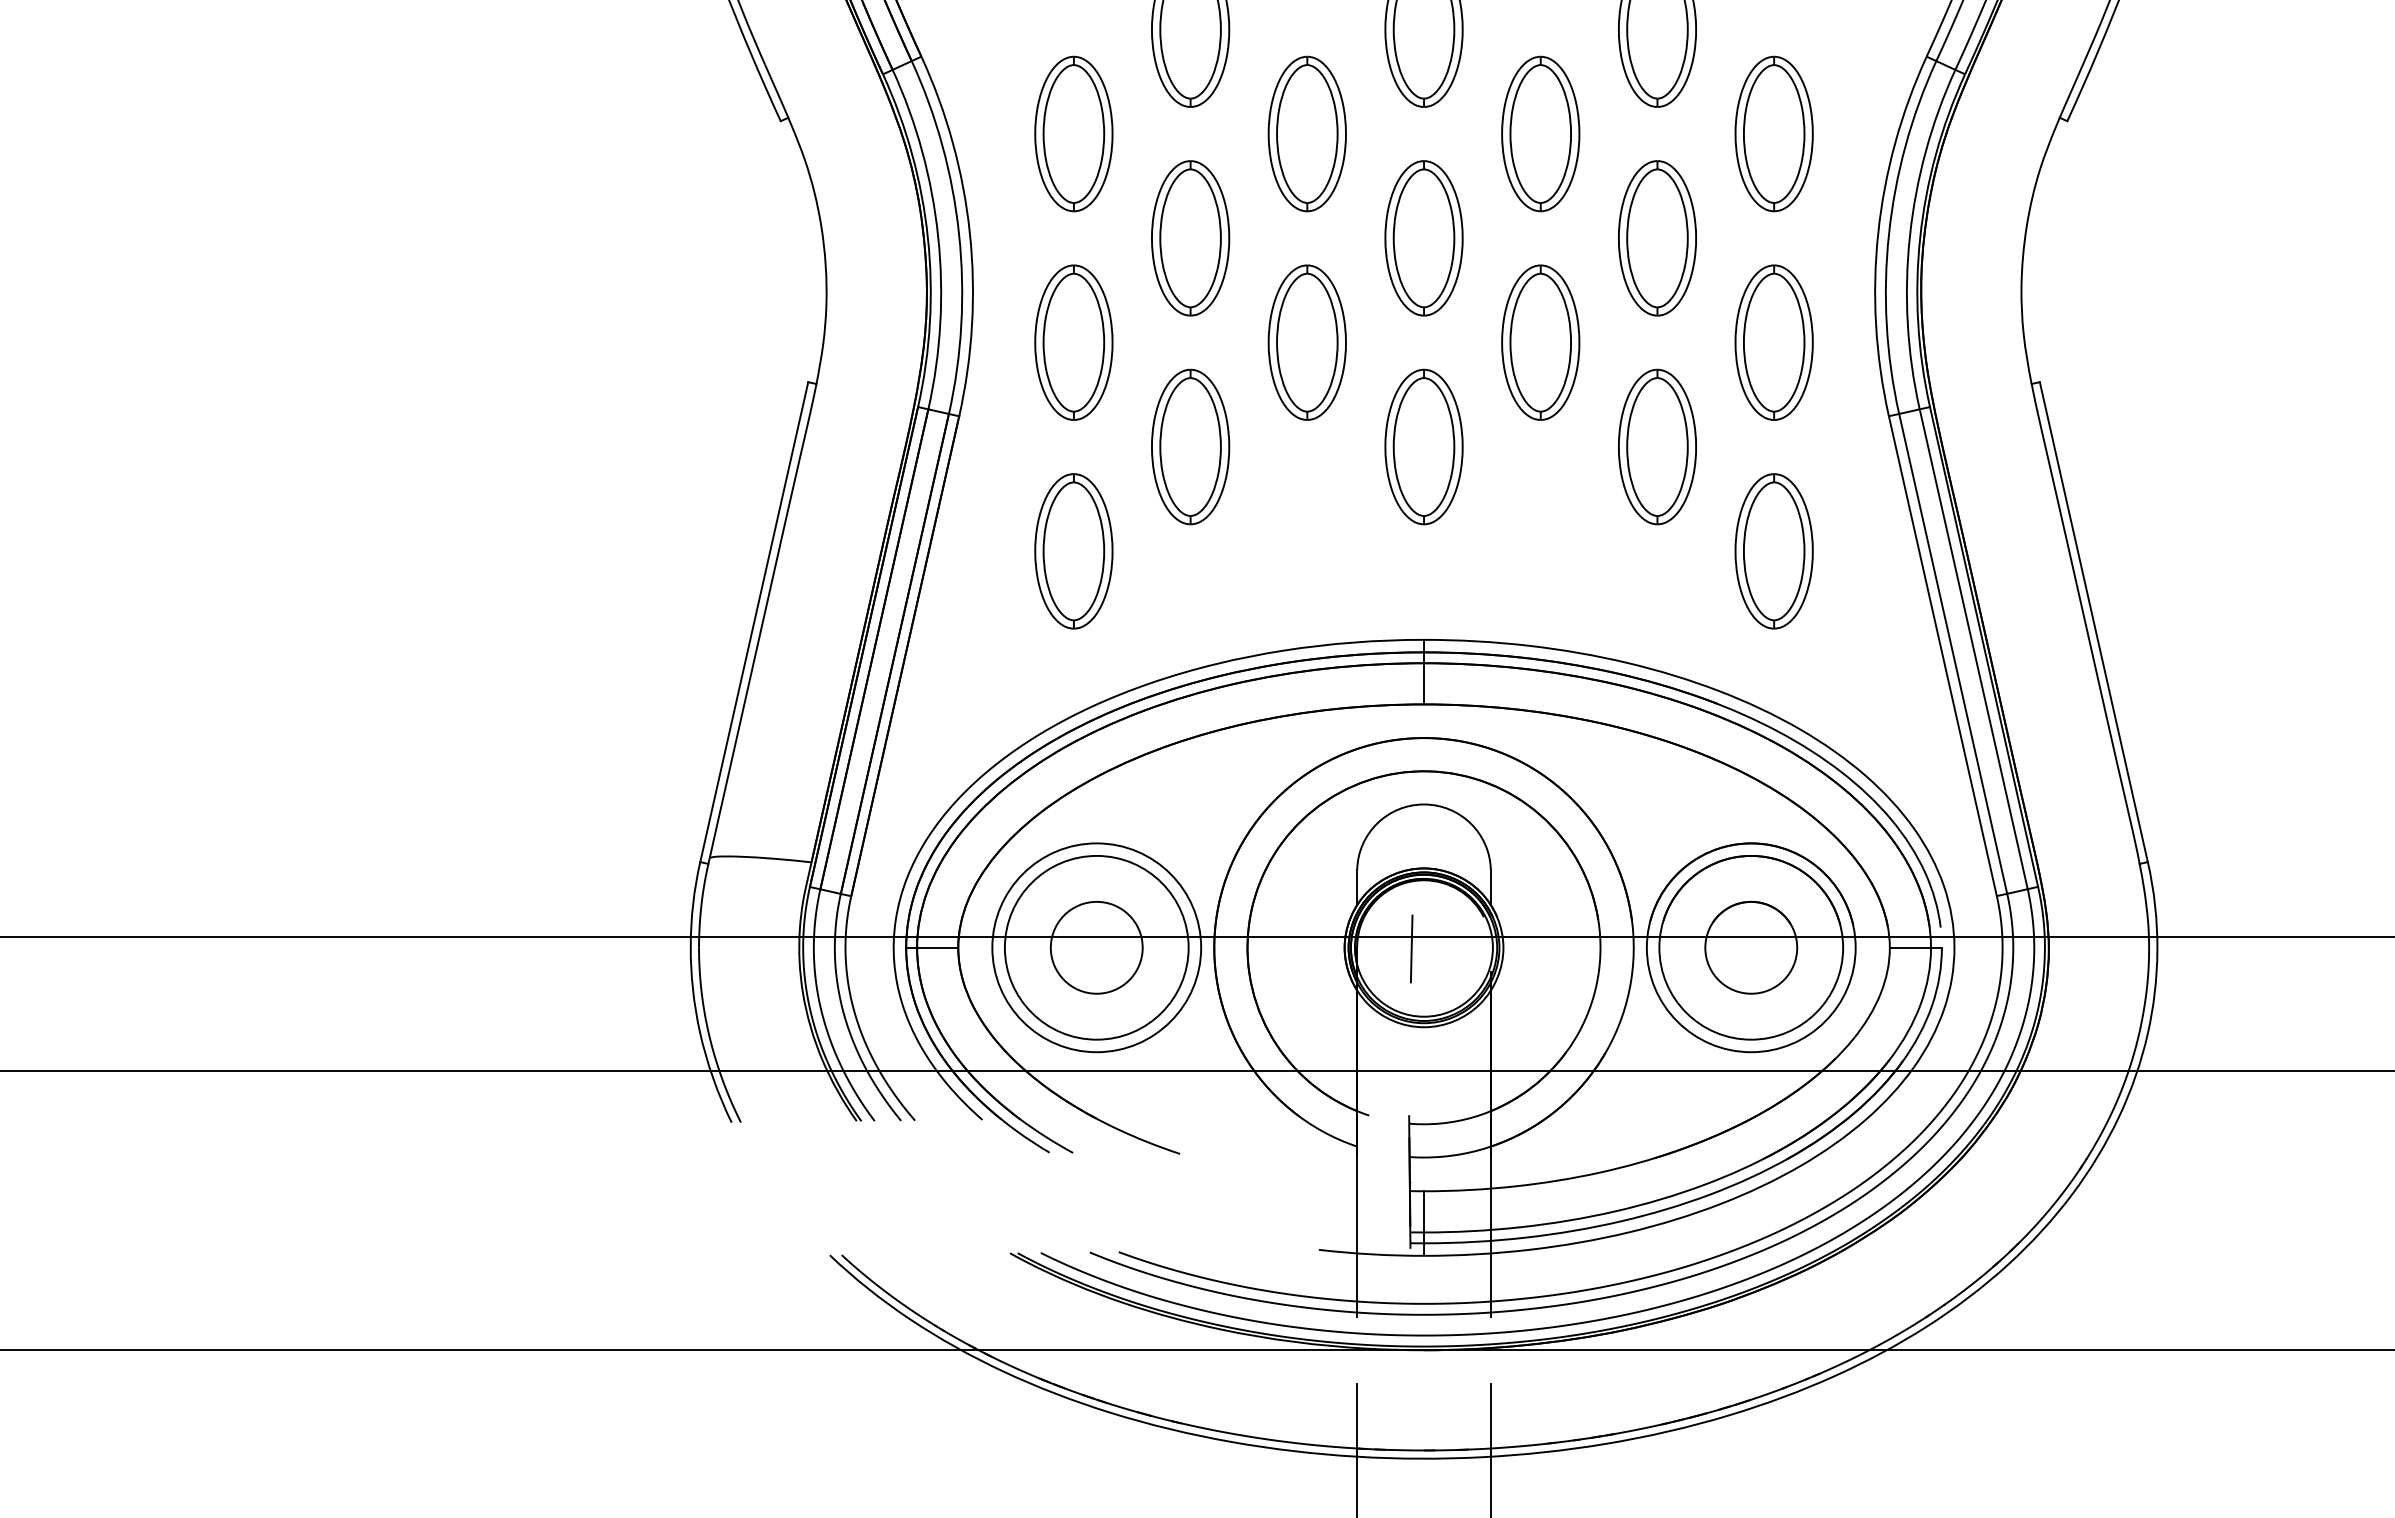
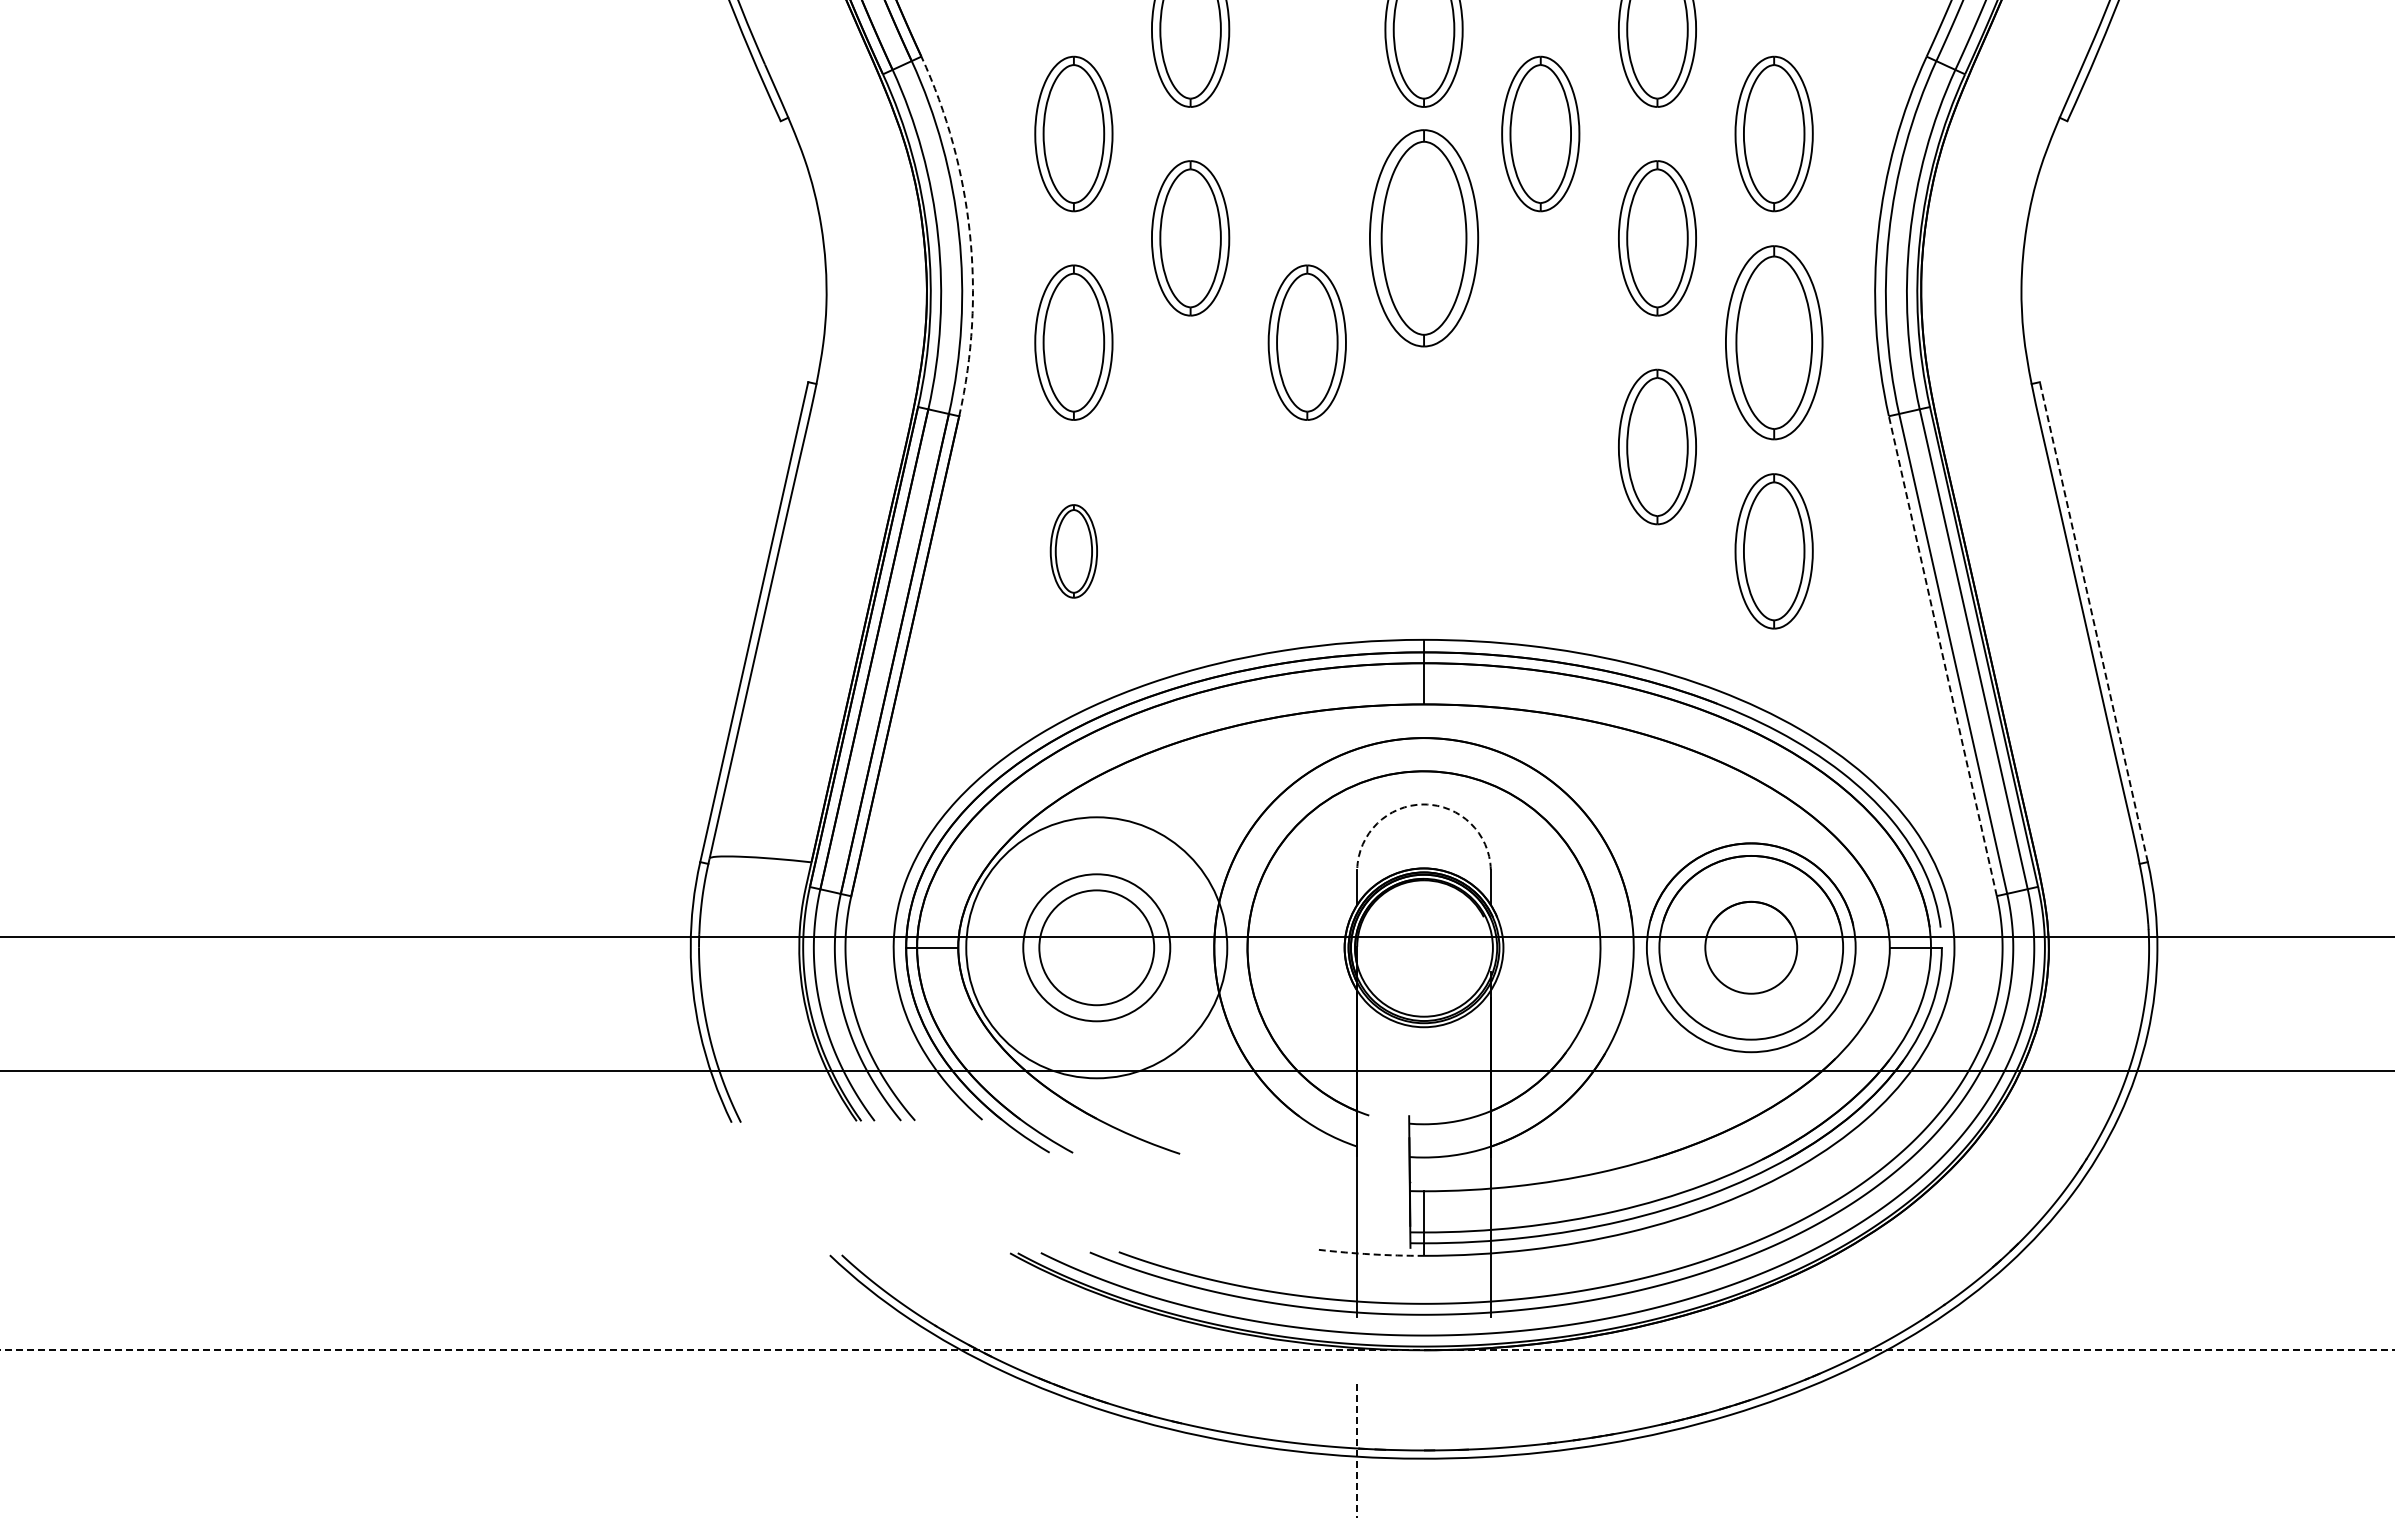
part: present -> none (1306, 133)
arc: solid -> dashed (969, 233)
part size: 80x157 px -> 111x219 px (1424, 238)
part: present -> none (1540, 342)
part size: 80x157 px -> 99x196 px (1774, 342)
part: present -> none (1190, 446)
part: present -> none (1423, 446)
part size: 80x157 px -> 49x95 px (1073, 551)
line: solid -> dashed (2093, 622)
line: solid -> dashed (1942, 656)
arc: solid -> dashed (1424, 804)
circle diameter: 184 px -> 147 px (1096, 947)
circle diameter: 209 px -> 261 px (1096, 947)
circle diameter: 92 px -> 115 px (1096, 947)
line: present -> none (1411, 948)
arc: solid -> dashed (1371, 1254)
line: solid -> dashed (1197, 1349)
line: present -> none (1490, 1449)
line: solid -> dashed (1357, 1450)
